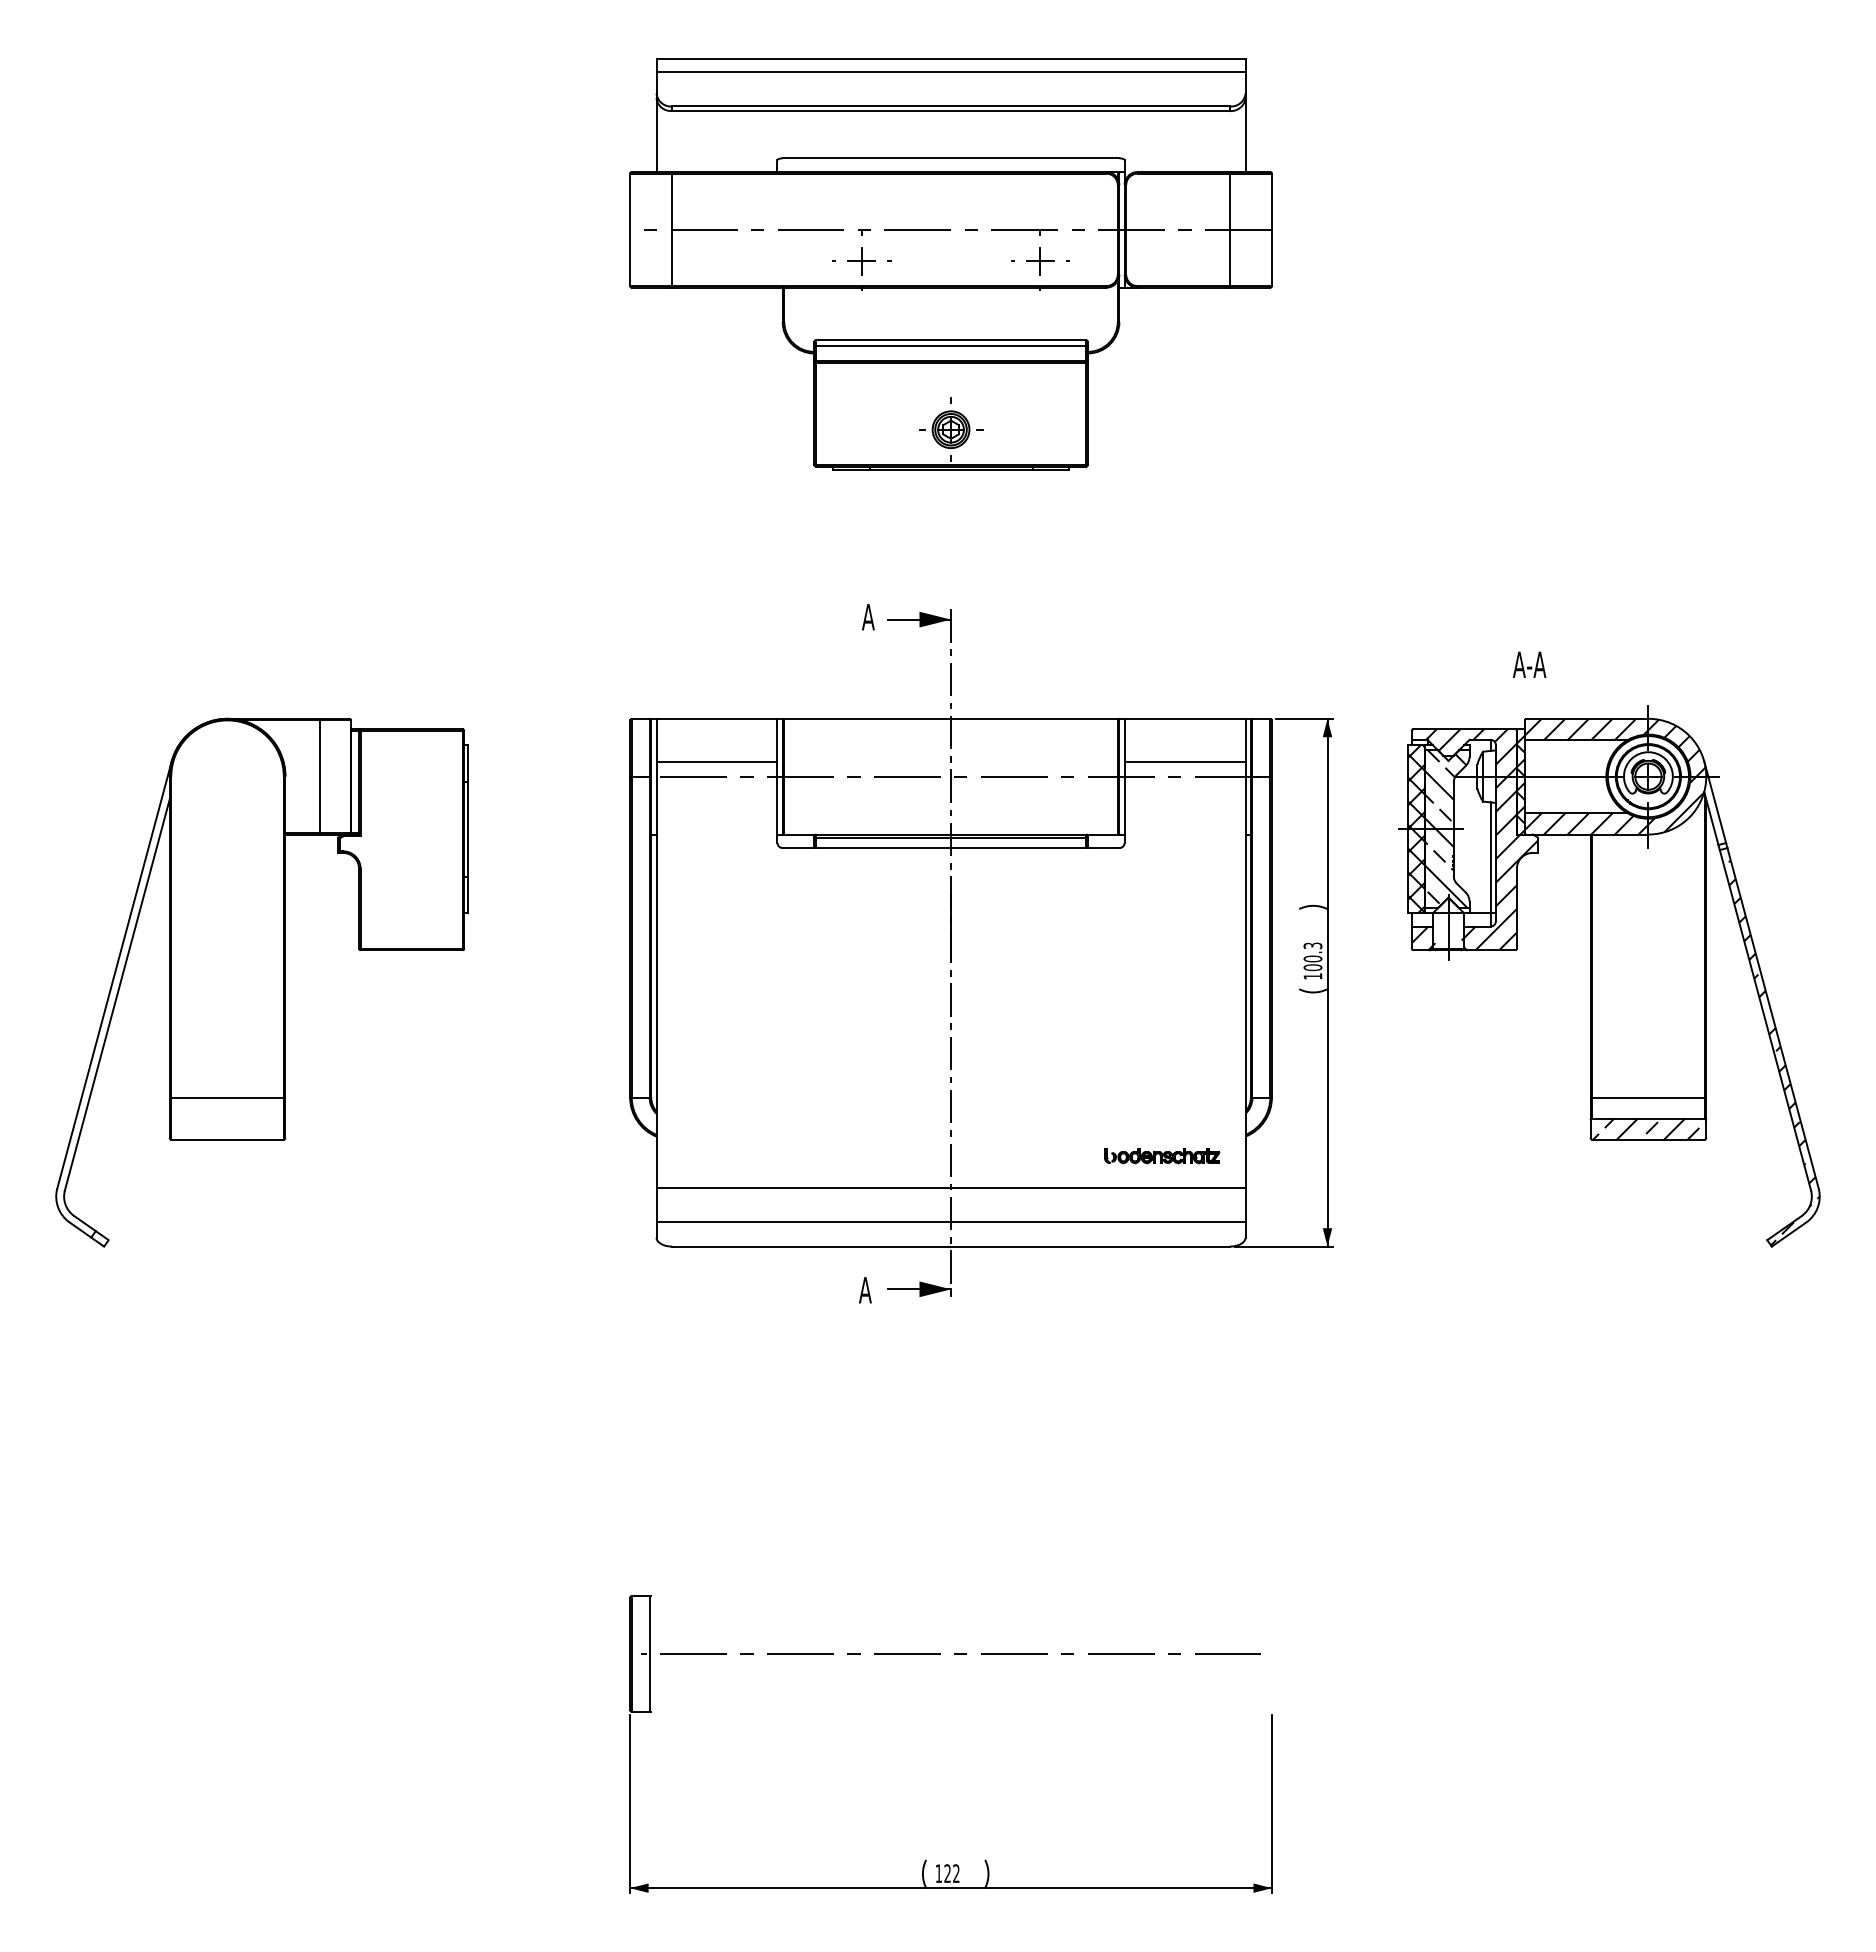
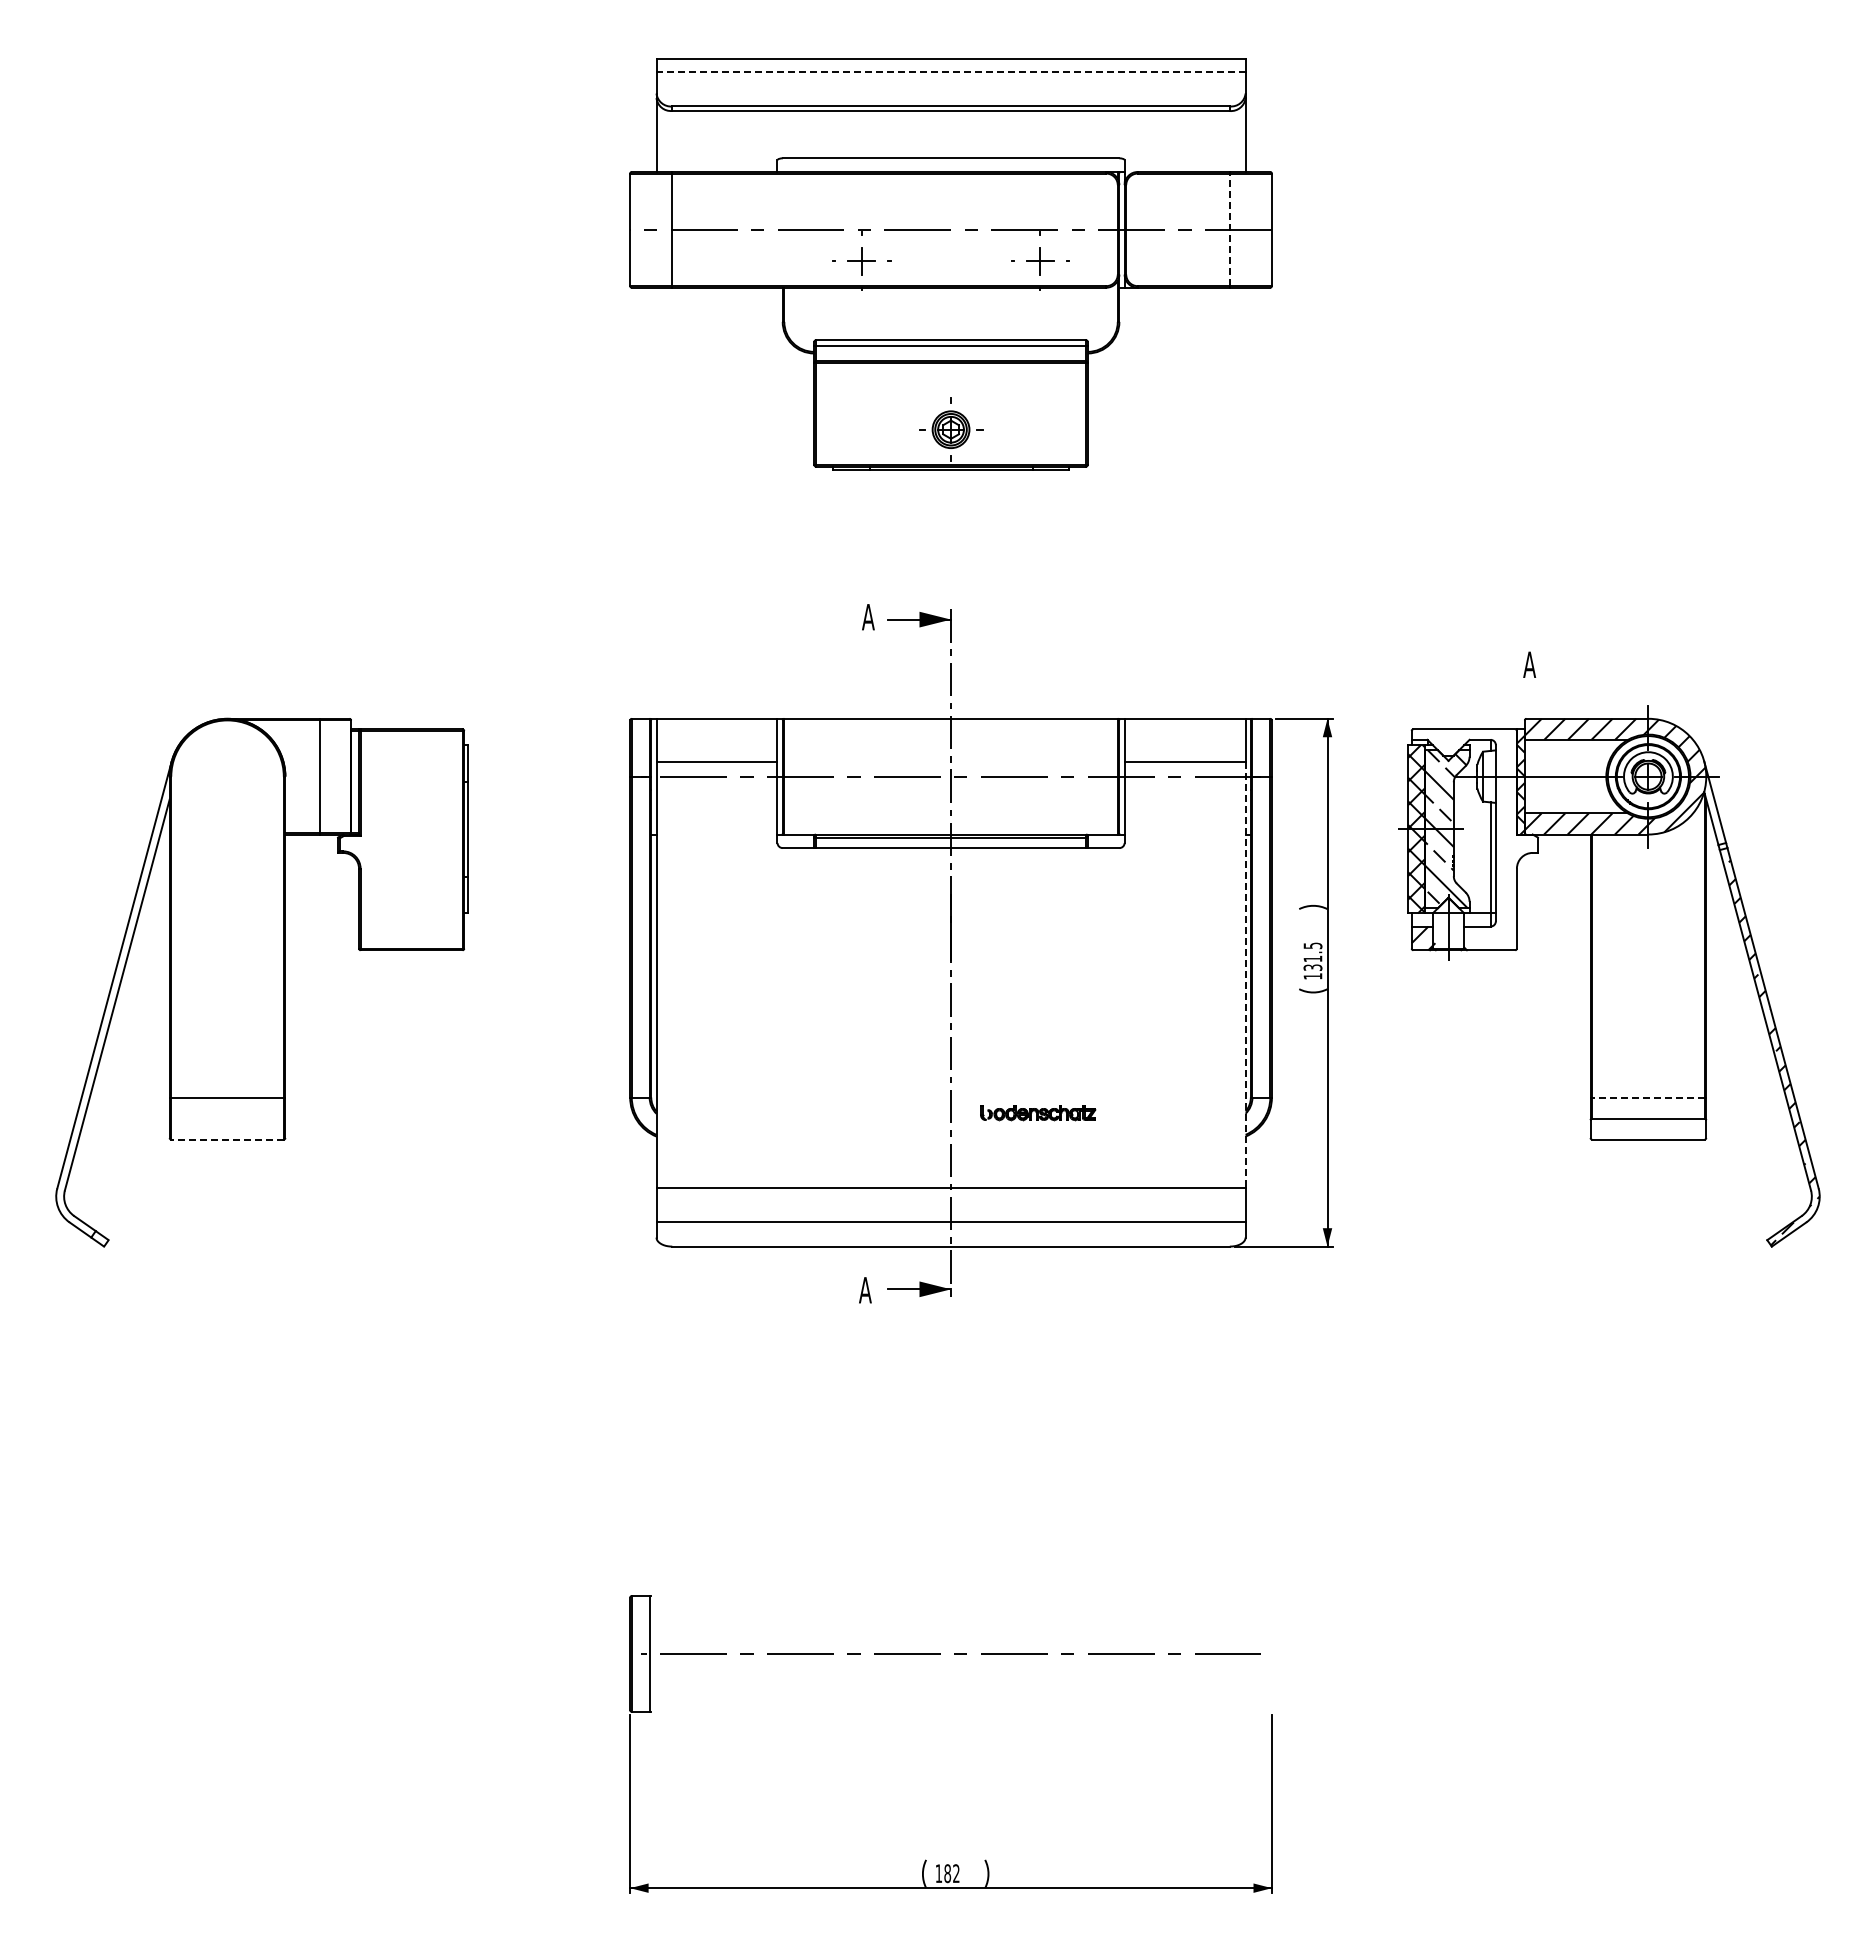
line: solid -> dashed (951, 72)
line: solid -> dashed (1229, 229)
text: A-A -> A (1529, 664)
hatch: present -> none (1474, 839)
text: 100.3 -> 131.5 (1312, 956)
line: solid -> dashed (1245, 975)
line: solid -> dashed (1647, 1097)
hatch: present -> none (1649, 1128)
line: solid -> dashed (227, 1139)
part position: (1162, 1156) -> (1038, 1113) (1038, 1113)
text: 122 -> 182 (947, 1873)
